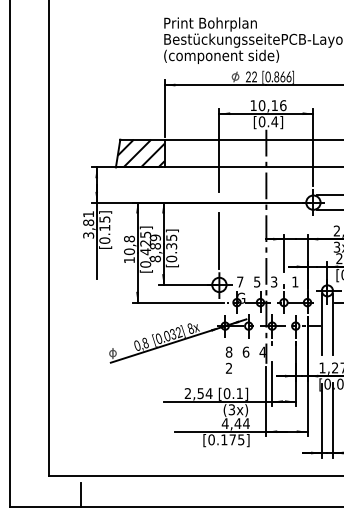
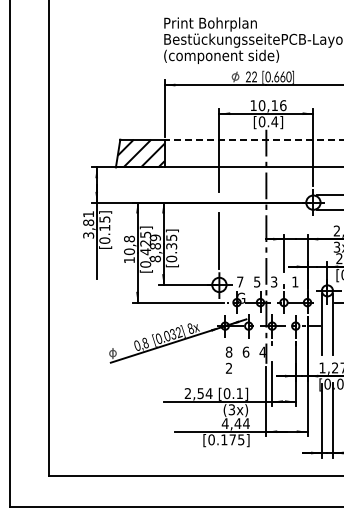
text: 0.866 -> 0.660 (282, 76)
line: solid -> dashed (253, 139)
line: present -> none (81, 494)
